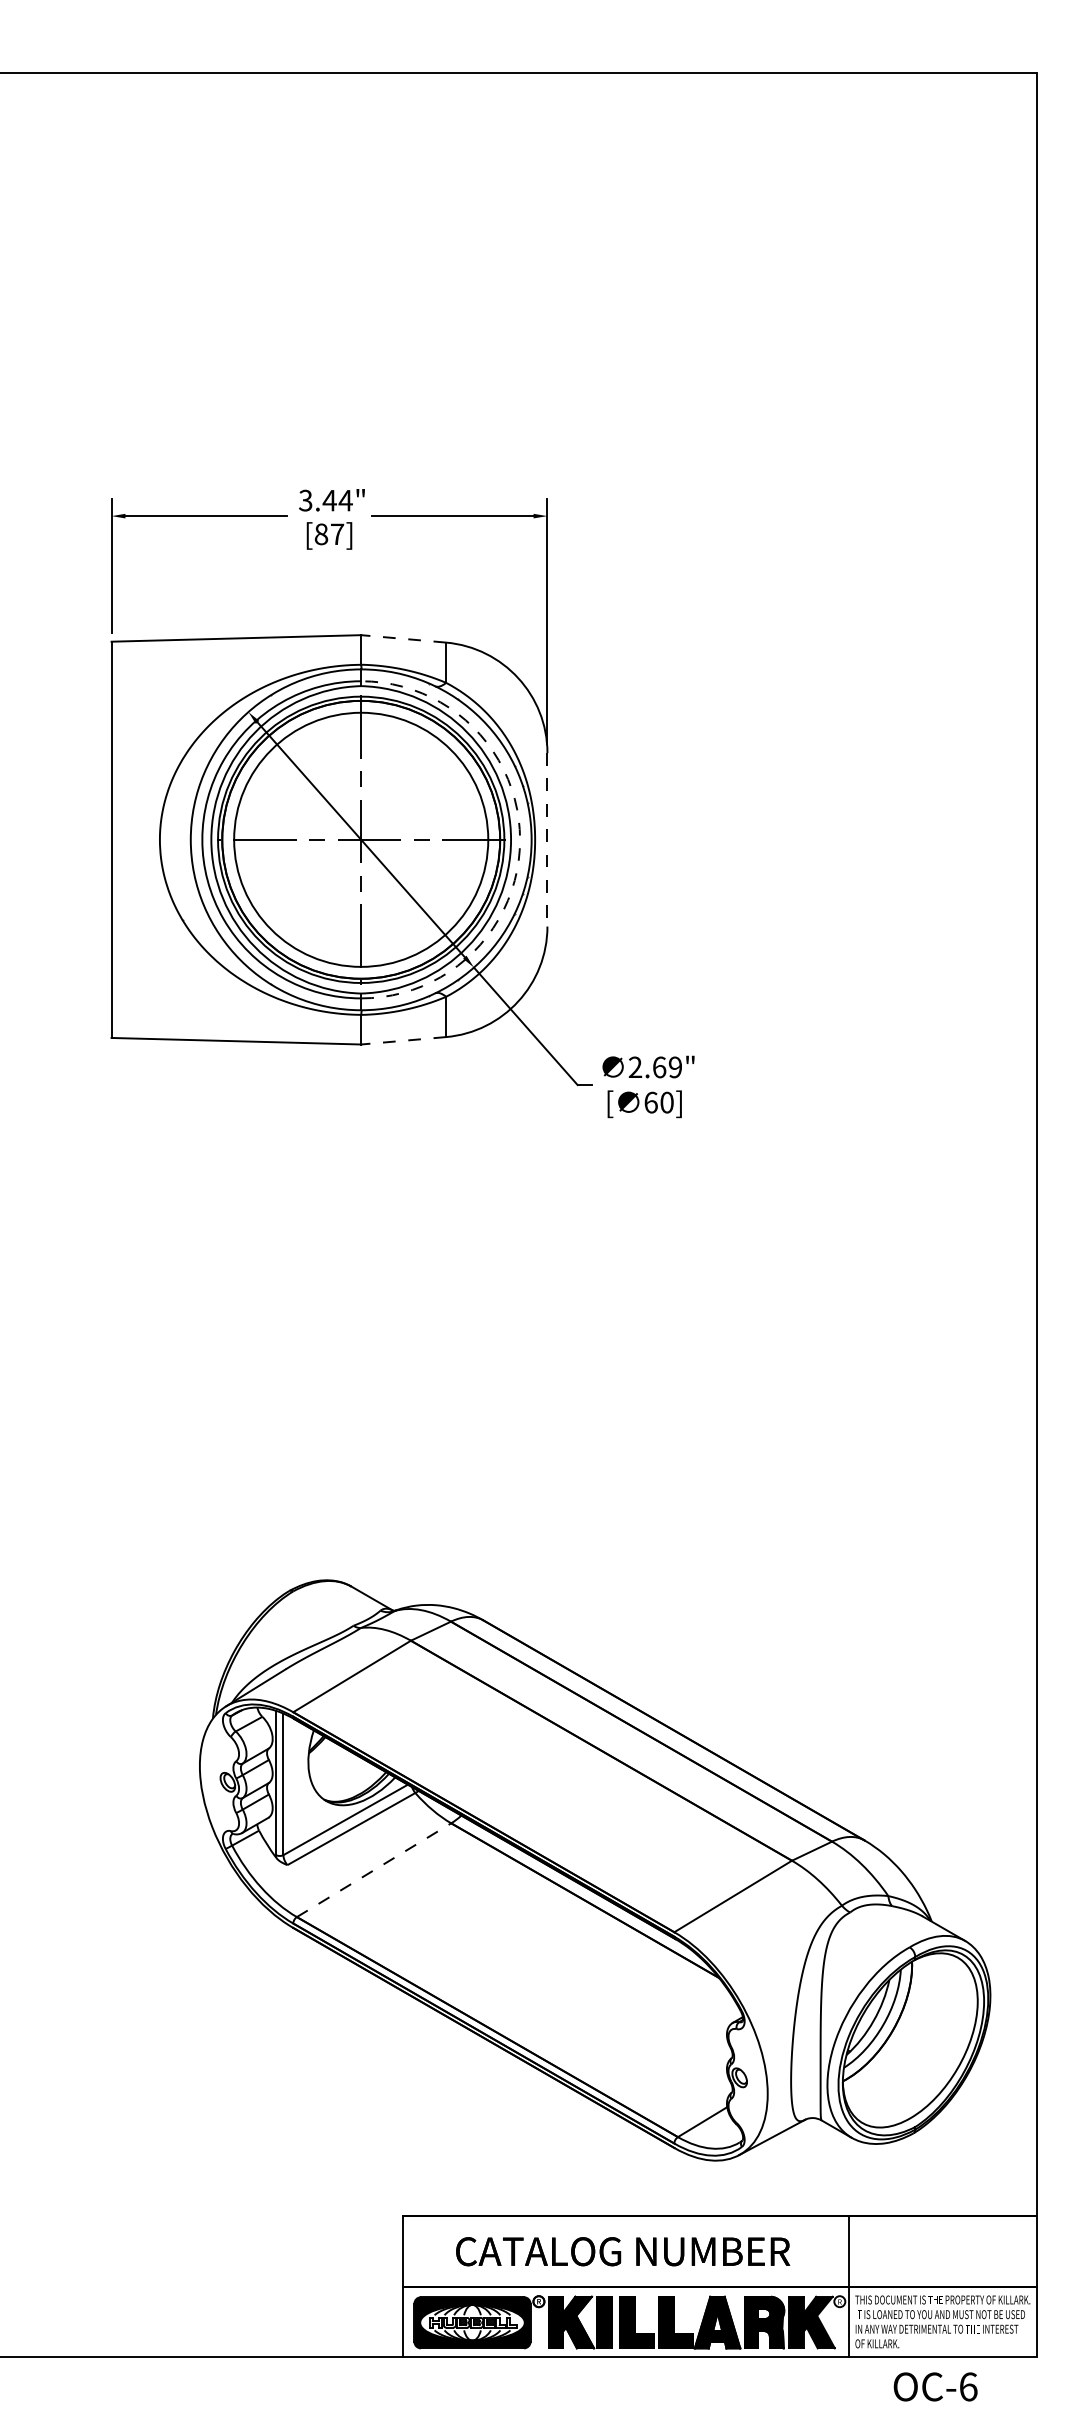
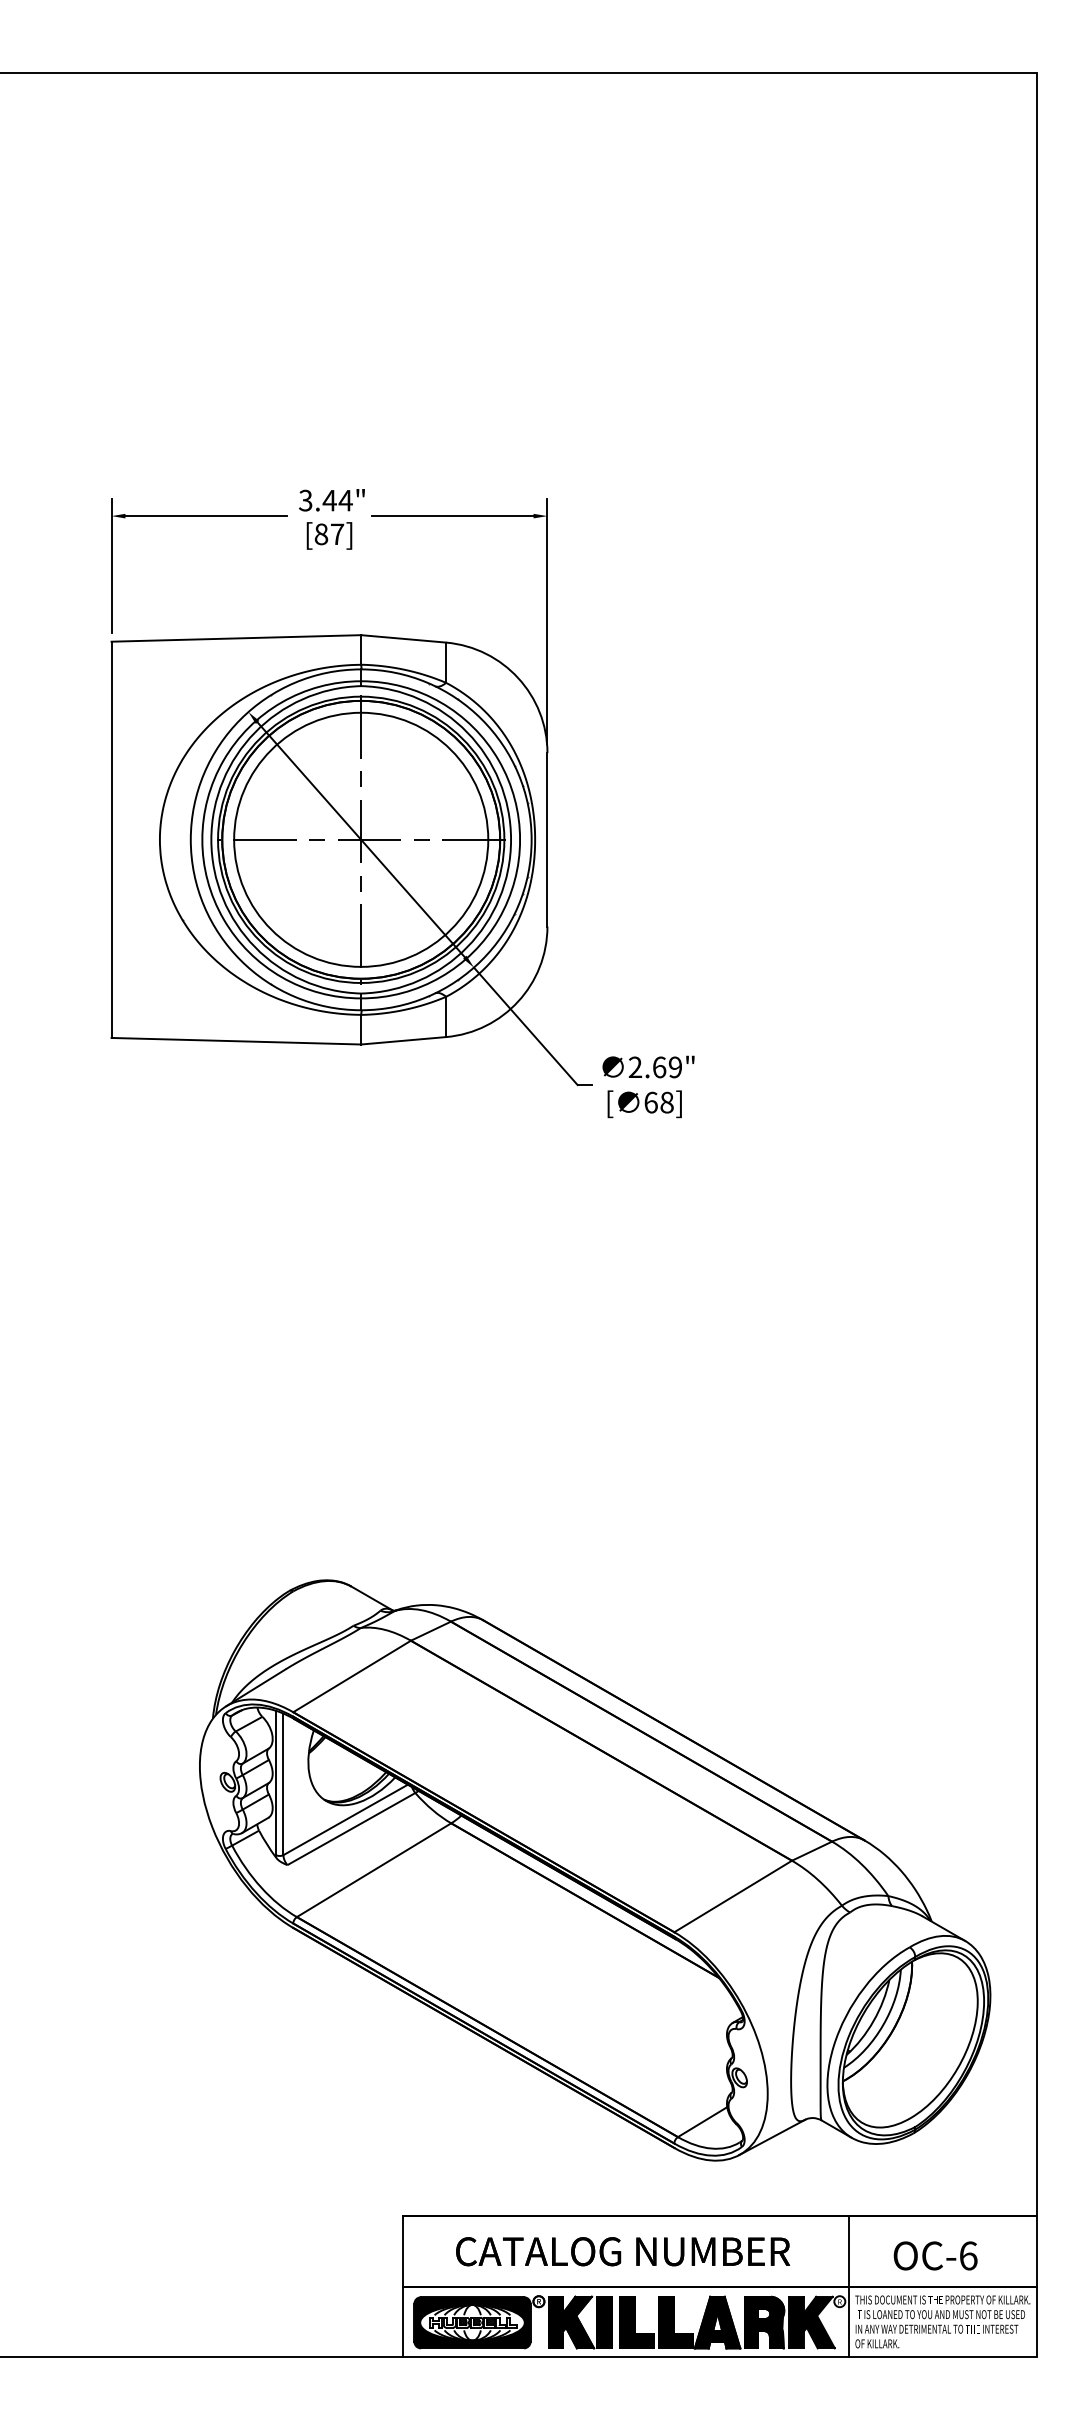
line: dashed -> solid (403, 638)
arc: dashed -> solid (520, 839)
line: dashed -> solid (547, 839)
line: dashed -> solid (403, 1040)
text: 60] -> 68] (666, 1102)
line: dashed -> solid (374, 1869)
text position: (935, 2386) -> (935, 2255) (935, 2255)
